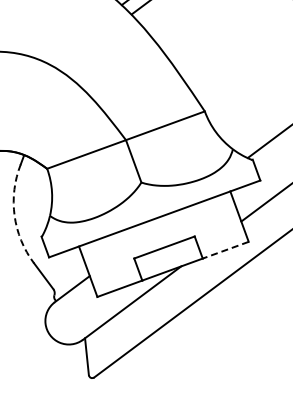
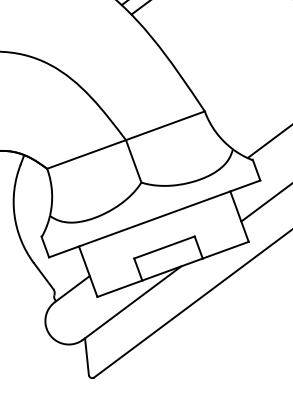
arc: dashed -> solid (14, 215)
line: dashed -> solid (225, 250)
